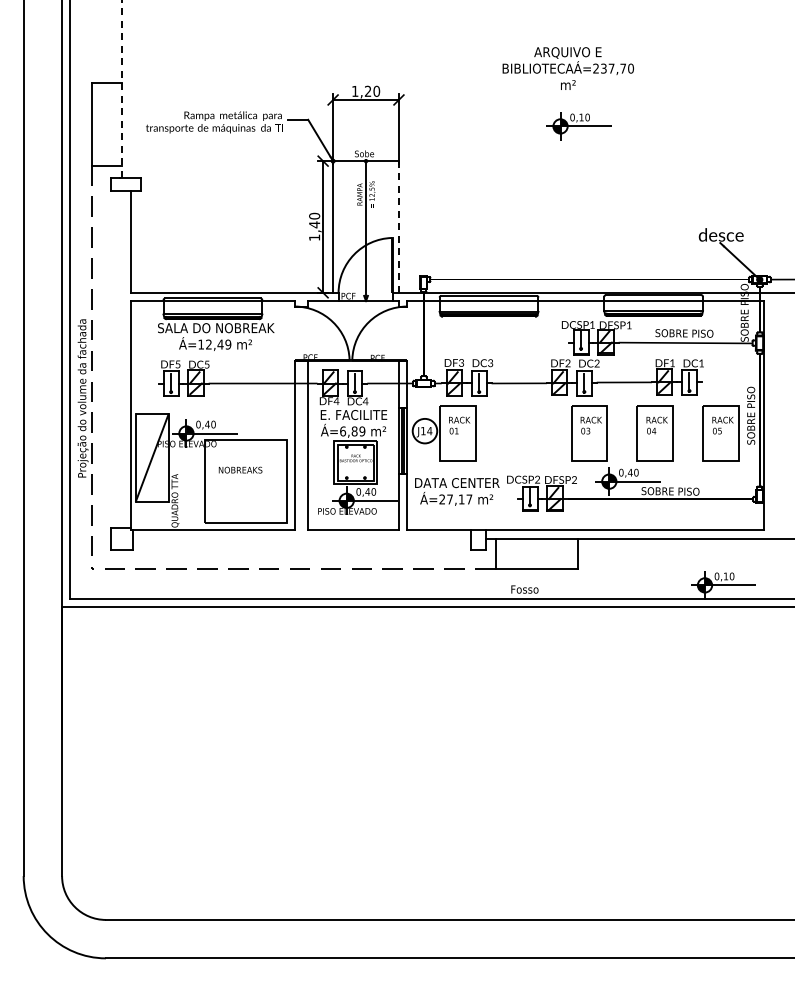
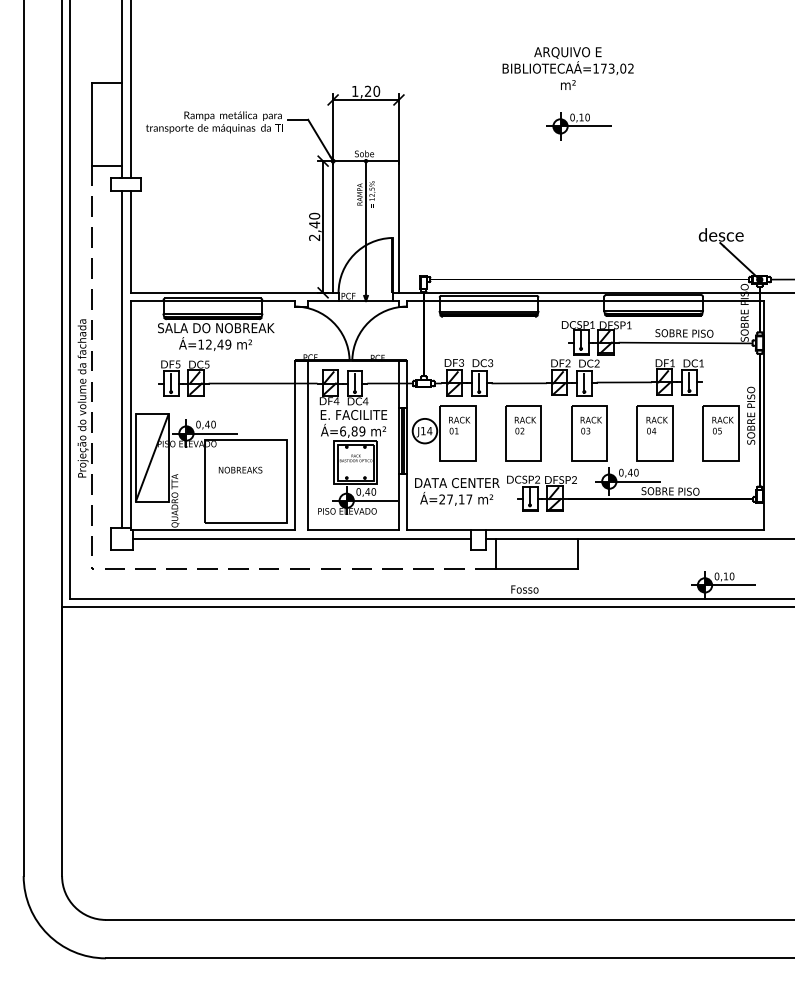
text: Á=237,70 -> Á=173,02 (613, 68)
line: dashed -> solid (122, 88)
line: none -> present (130, 89)
line: dashed -> solid (398, 227)
text: 1,40 -> 2,40 (314, 237)
line: none -> present (122, 359)
part: none -> present (523, 433)
line: none -> present (302, 538)
